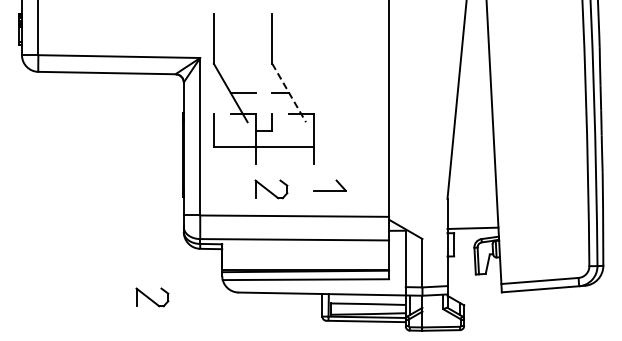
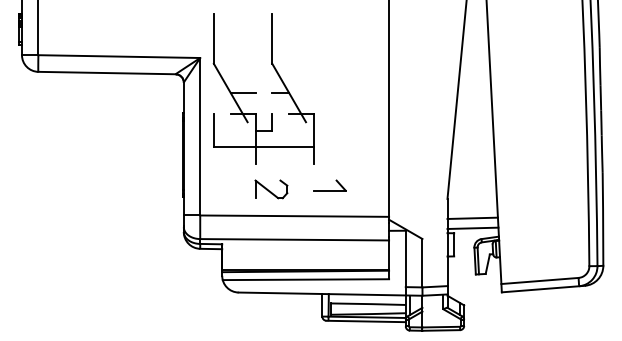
line: dashed -> solid (289, 93)
line: none -> present (472, 217)
part: present -> none (152, 297)
